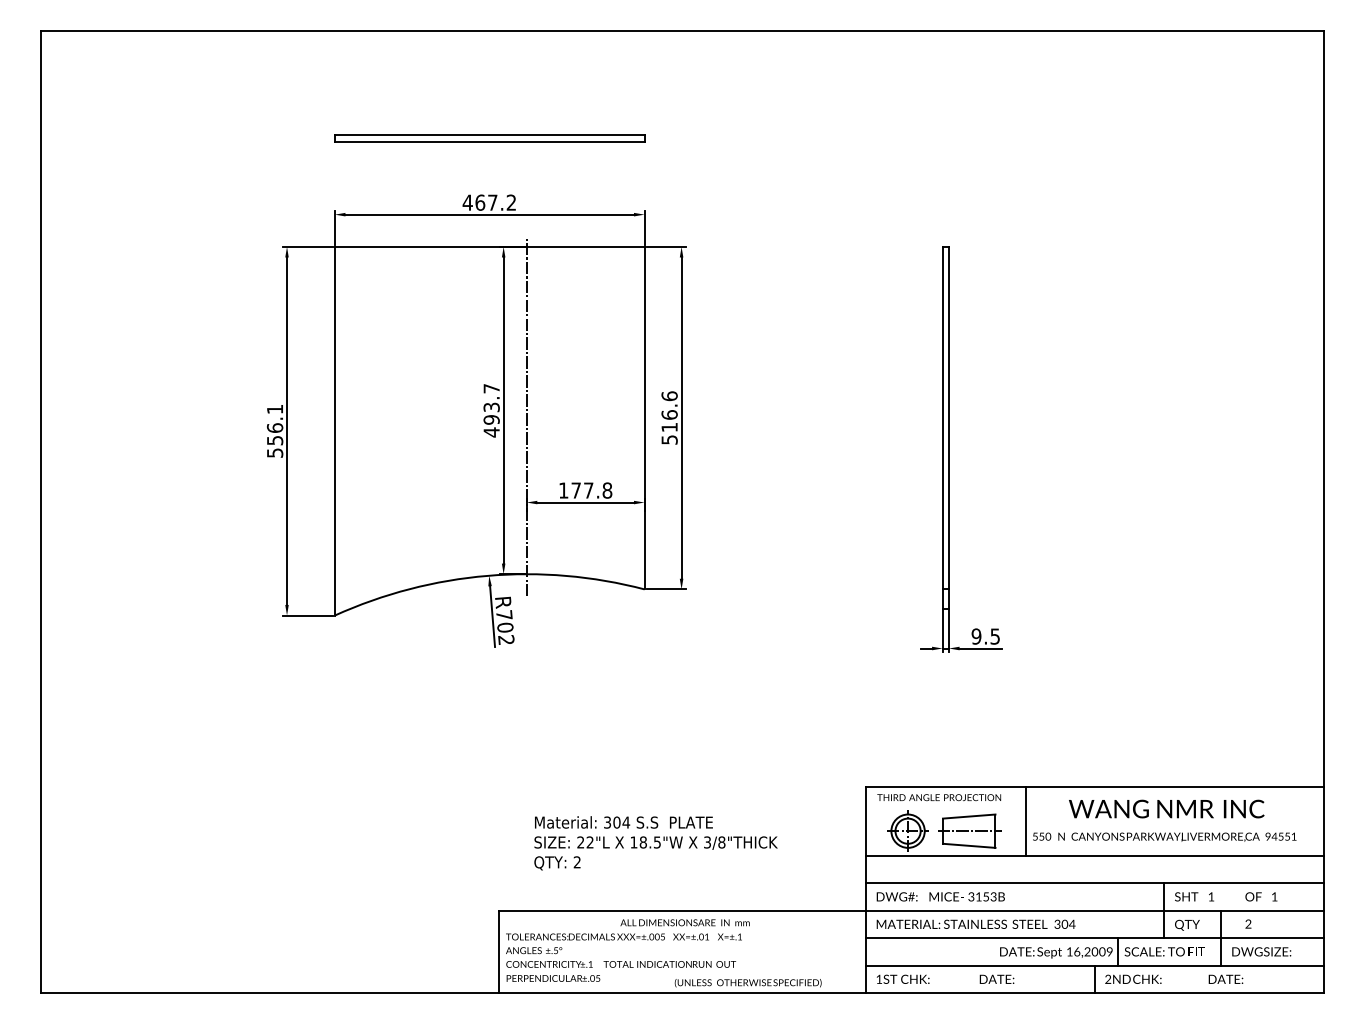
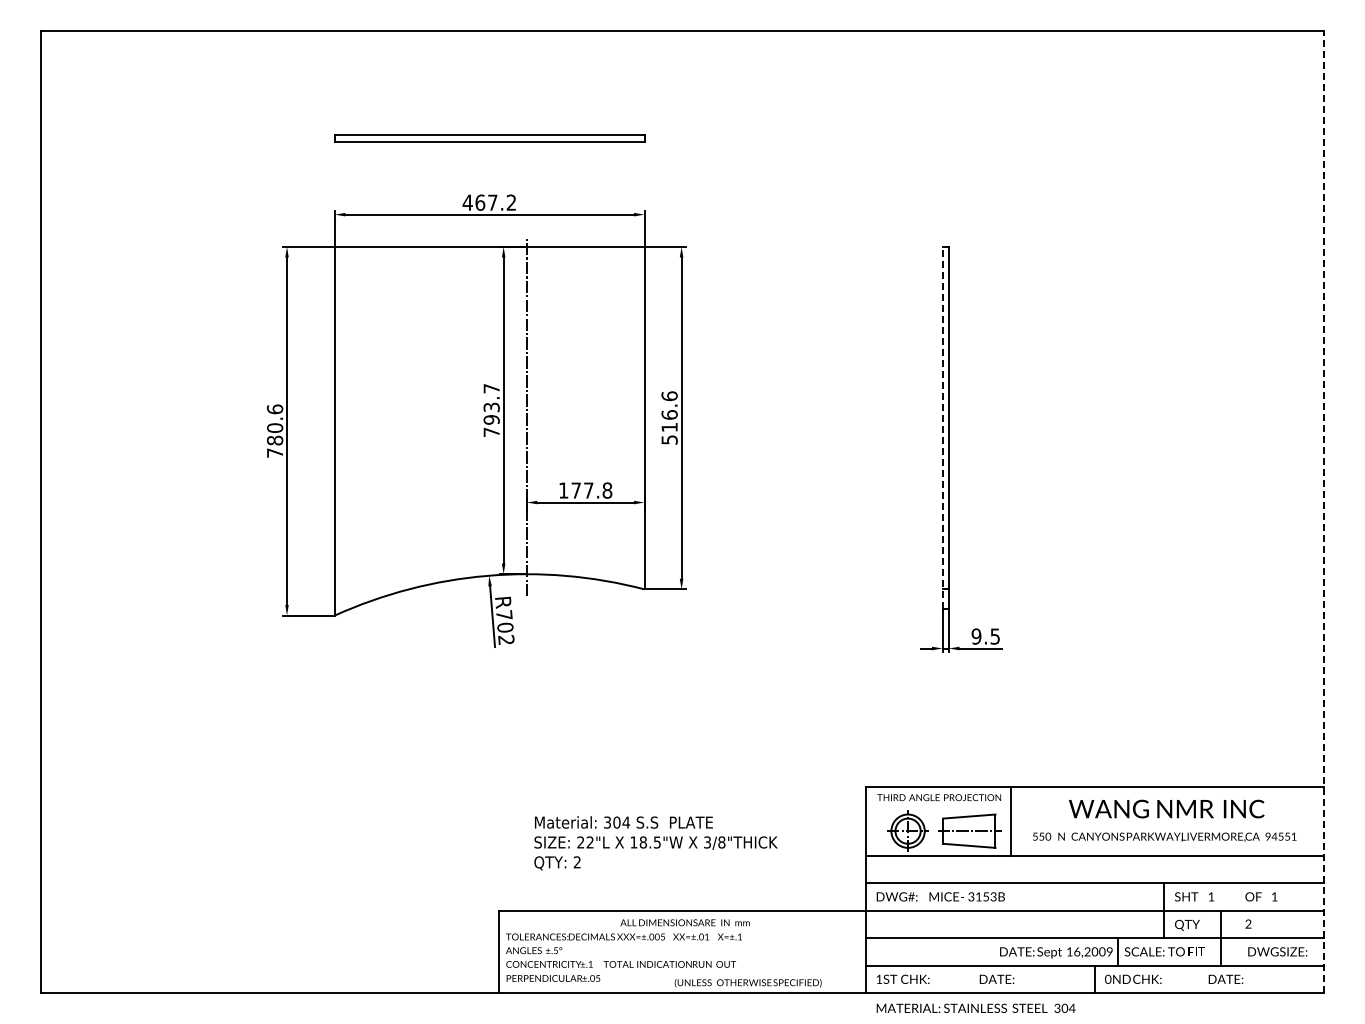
line: solid -> dashed (942, 427)
text: 556.1 -> 780.6 (274, 430)
text: 493.7 -> 793.7 (491, 432)
line: solid -> dashed (1324, 511)
line position: (1026, 820) -> (1011, 820) (1011, 820)
text position: (975, 923) -> (975, 1007) (975, 1007)
text position: (1261, 951) -> (1277, 951) (1277, 951)
text: 2ND -> 0ND (1108, 980)
